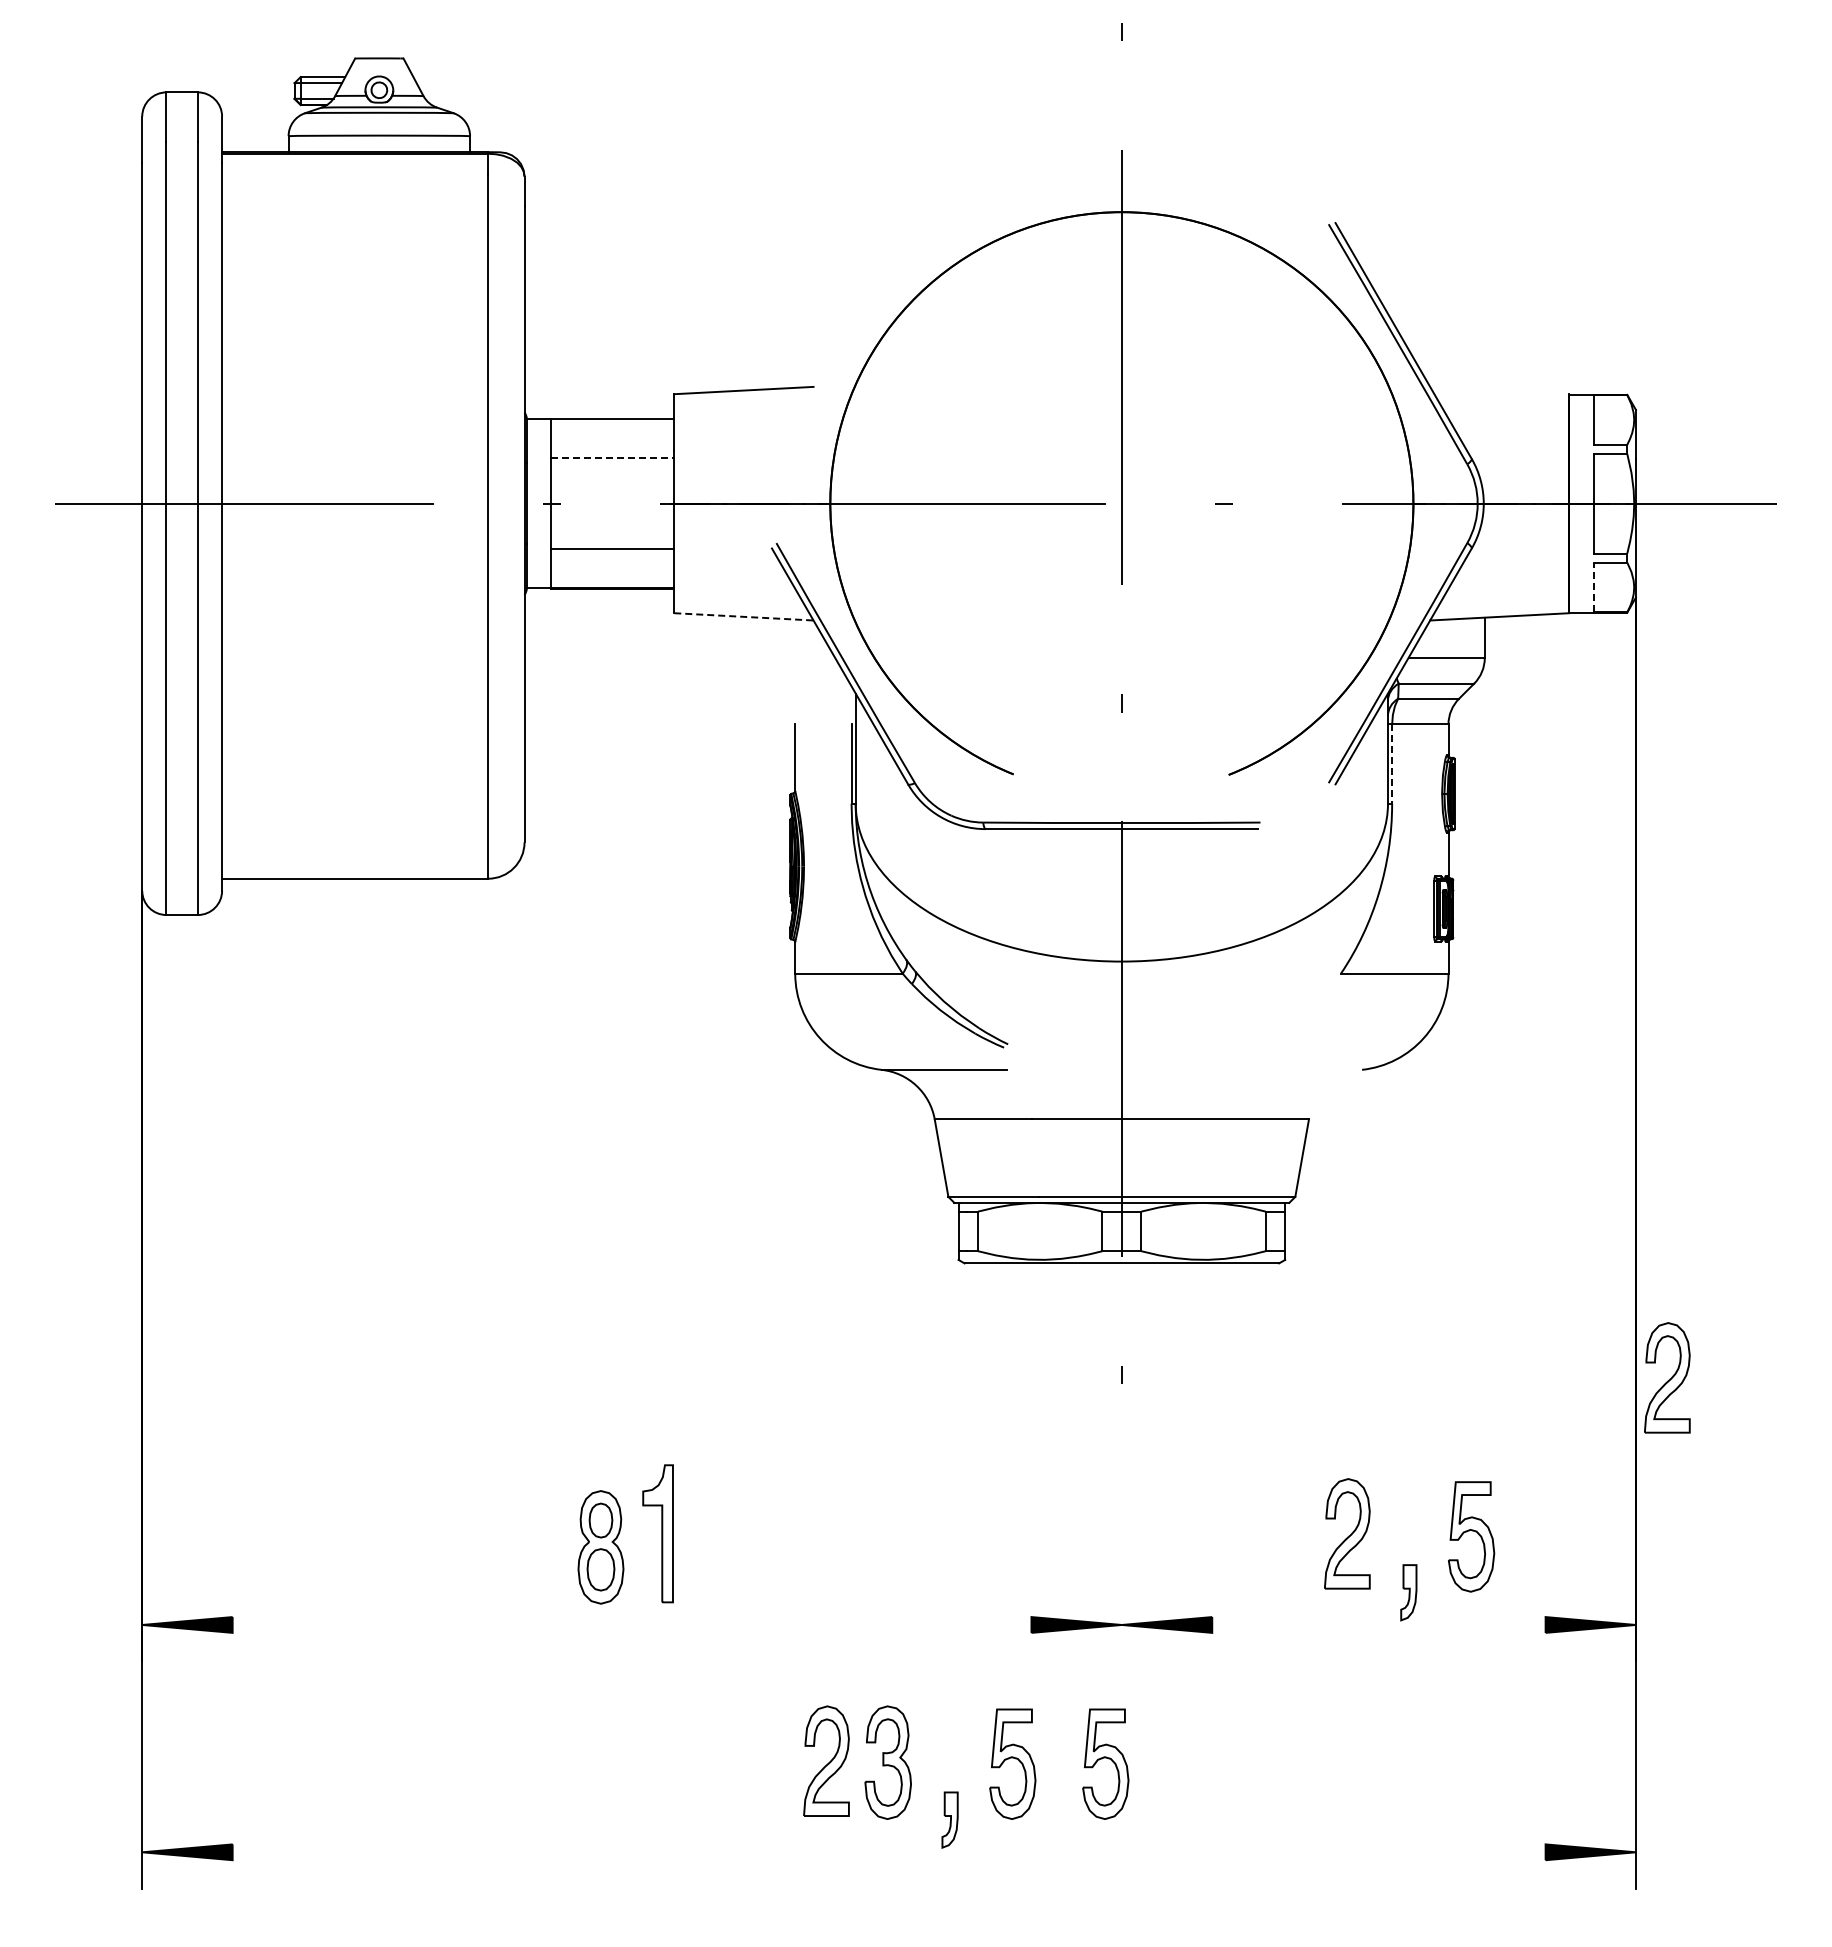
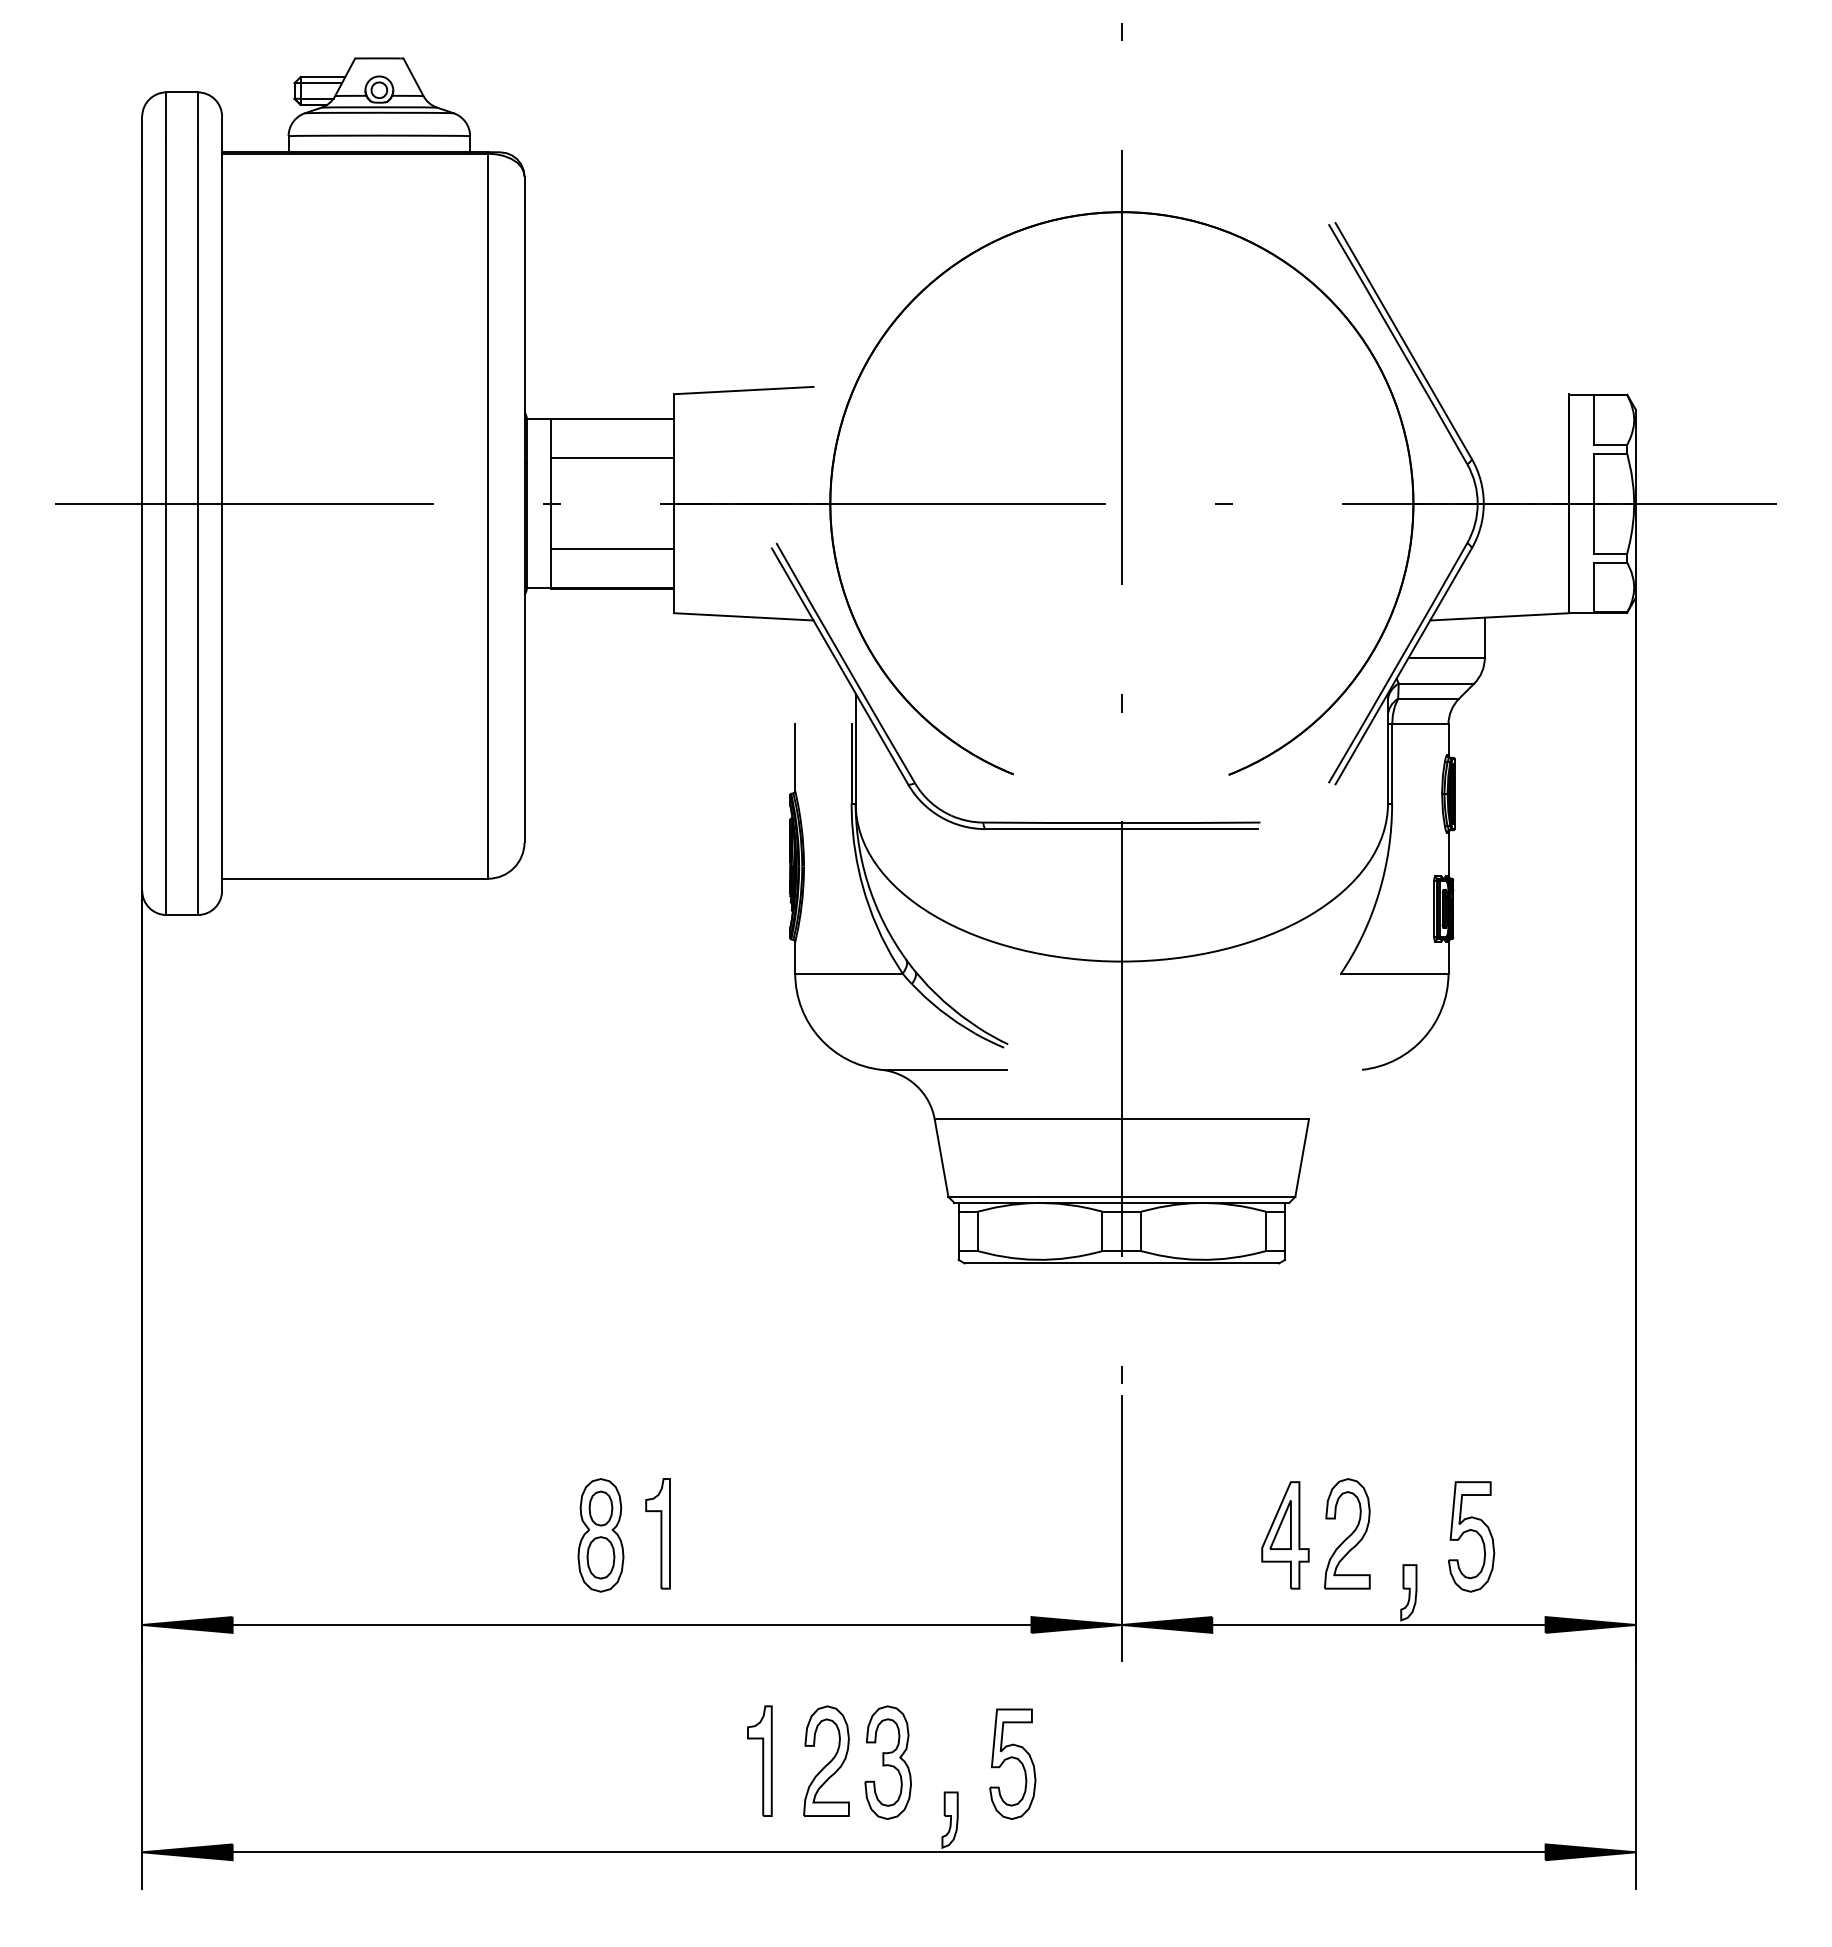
line: dashed -> solid (612, 457)
line: dashed -> solid (1593, 587)
line: dashed -> solid (743, 616)
line: dashed -> solid (1392, 764)
part: present -> none (1667, 1377)
line: none -> present (1121, 1528)
part size: 32x140 px -> 26x112 px (657, 1533)
part: none -> present (1285, 1535)
part position: (600, 1547) -> (600, 1535) (600, 1535)
line: none -> present (631, 1624)
line: none -> present (1378, 1624)
part: none -> present (759, 1760)
part: present -> none (1105, 1763)
line: none -> present (888, 1852)
